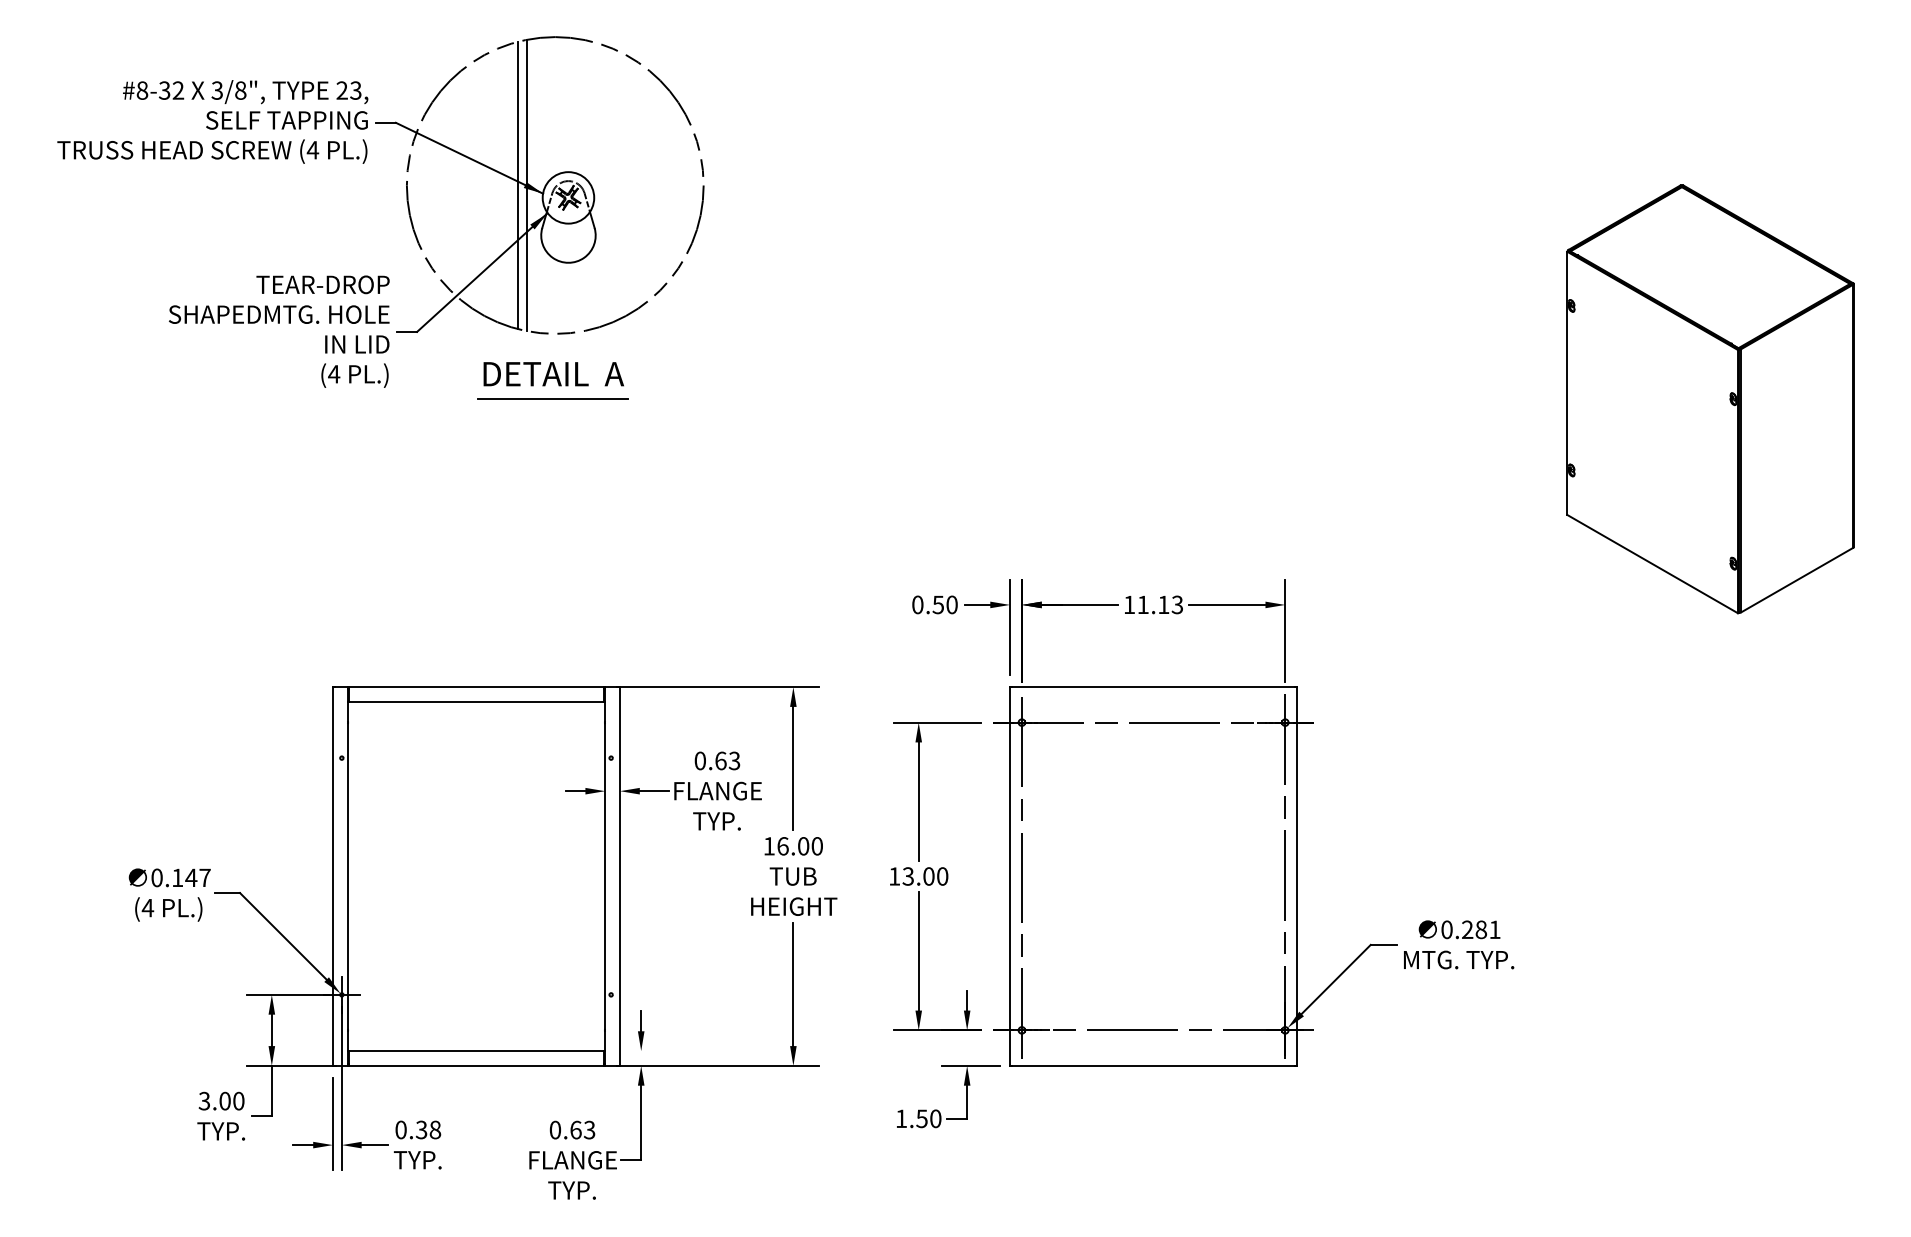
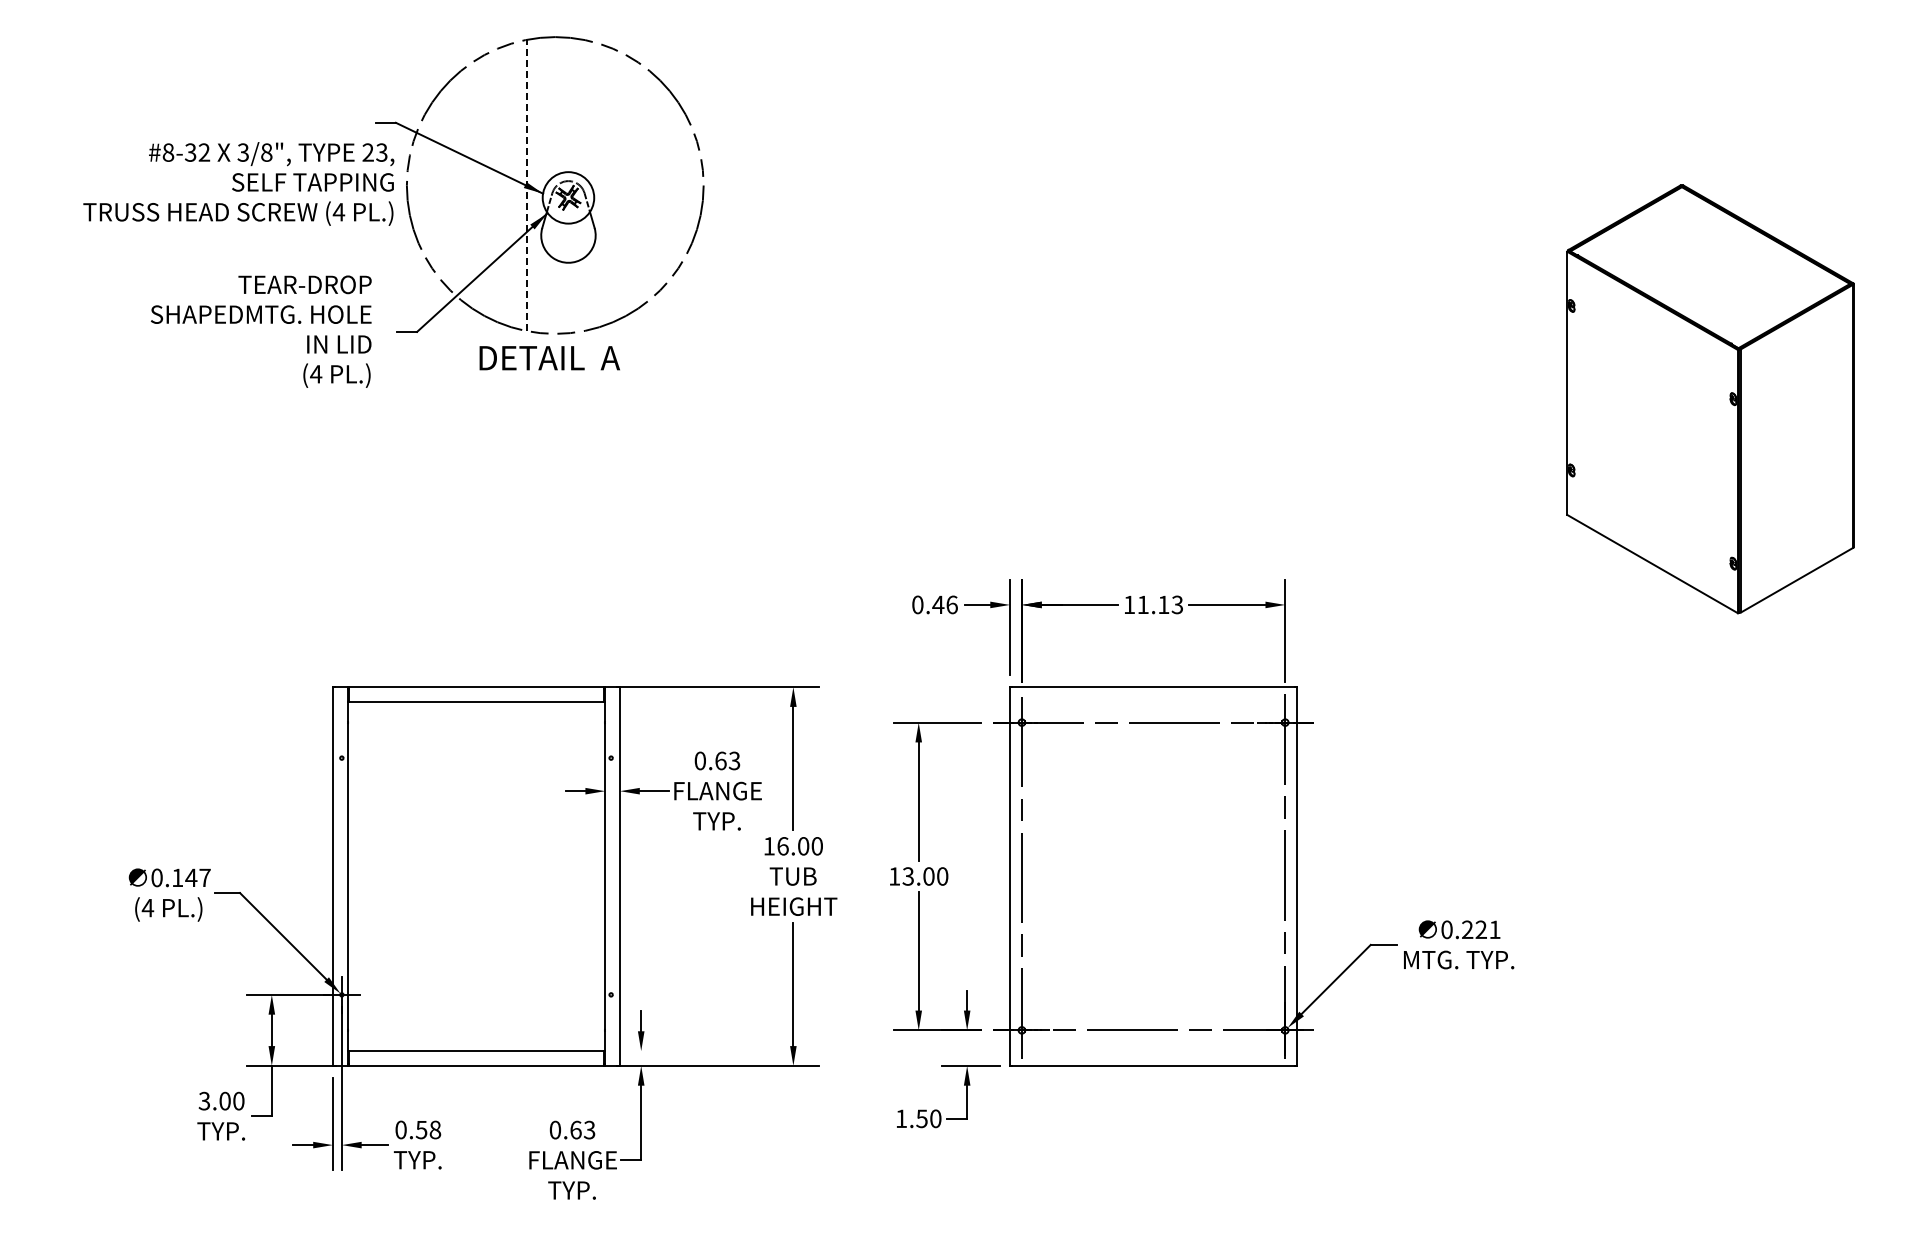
text position: (212, 121) -> (238, 183) (238, 183)
line: present -> none (518, 185)
line: solid -> dashed (526, 185)
text position: (279, 331) -> (261, 331) (261, 331)
text position: (553, 374) -> (549, 358) (549, 358)
line: present -> none (552, 399)
text: 0.50 -> 0.46 (944, 604)
text: 0.281 -> 0.221 (1481, 929)
text: 0.38 -> 0.58 (421, 1129)
